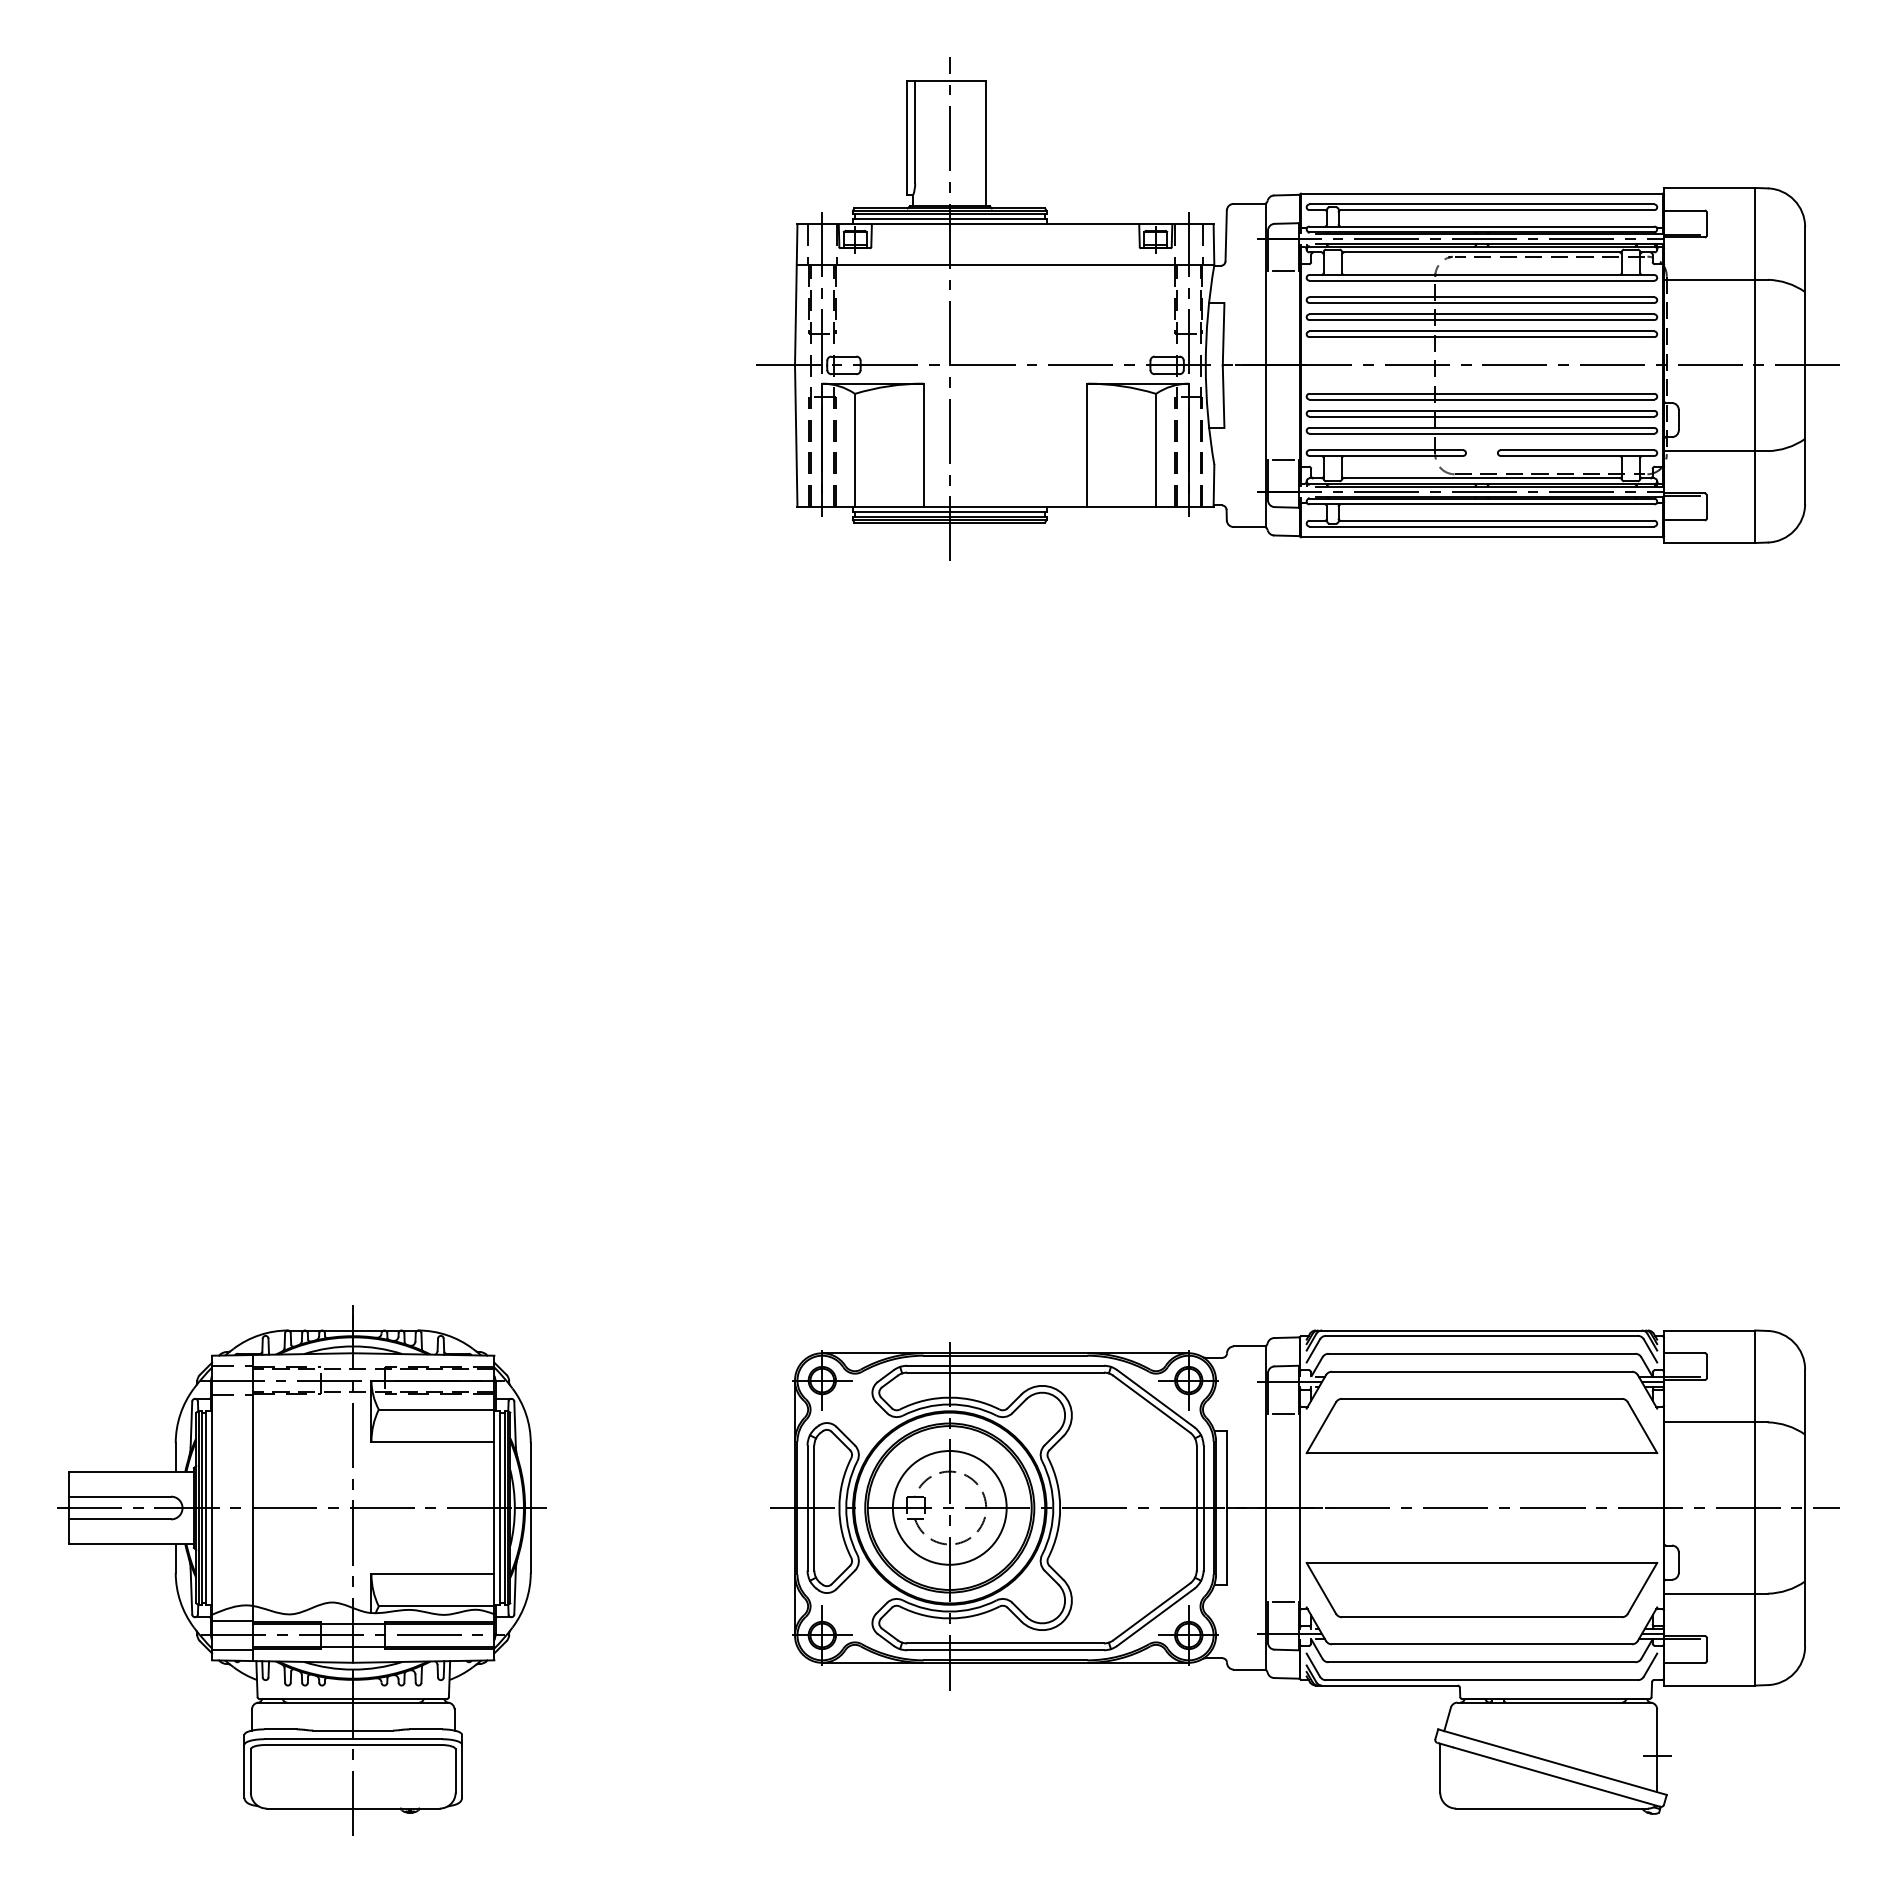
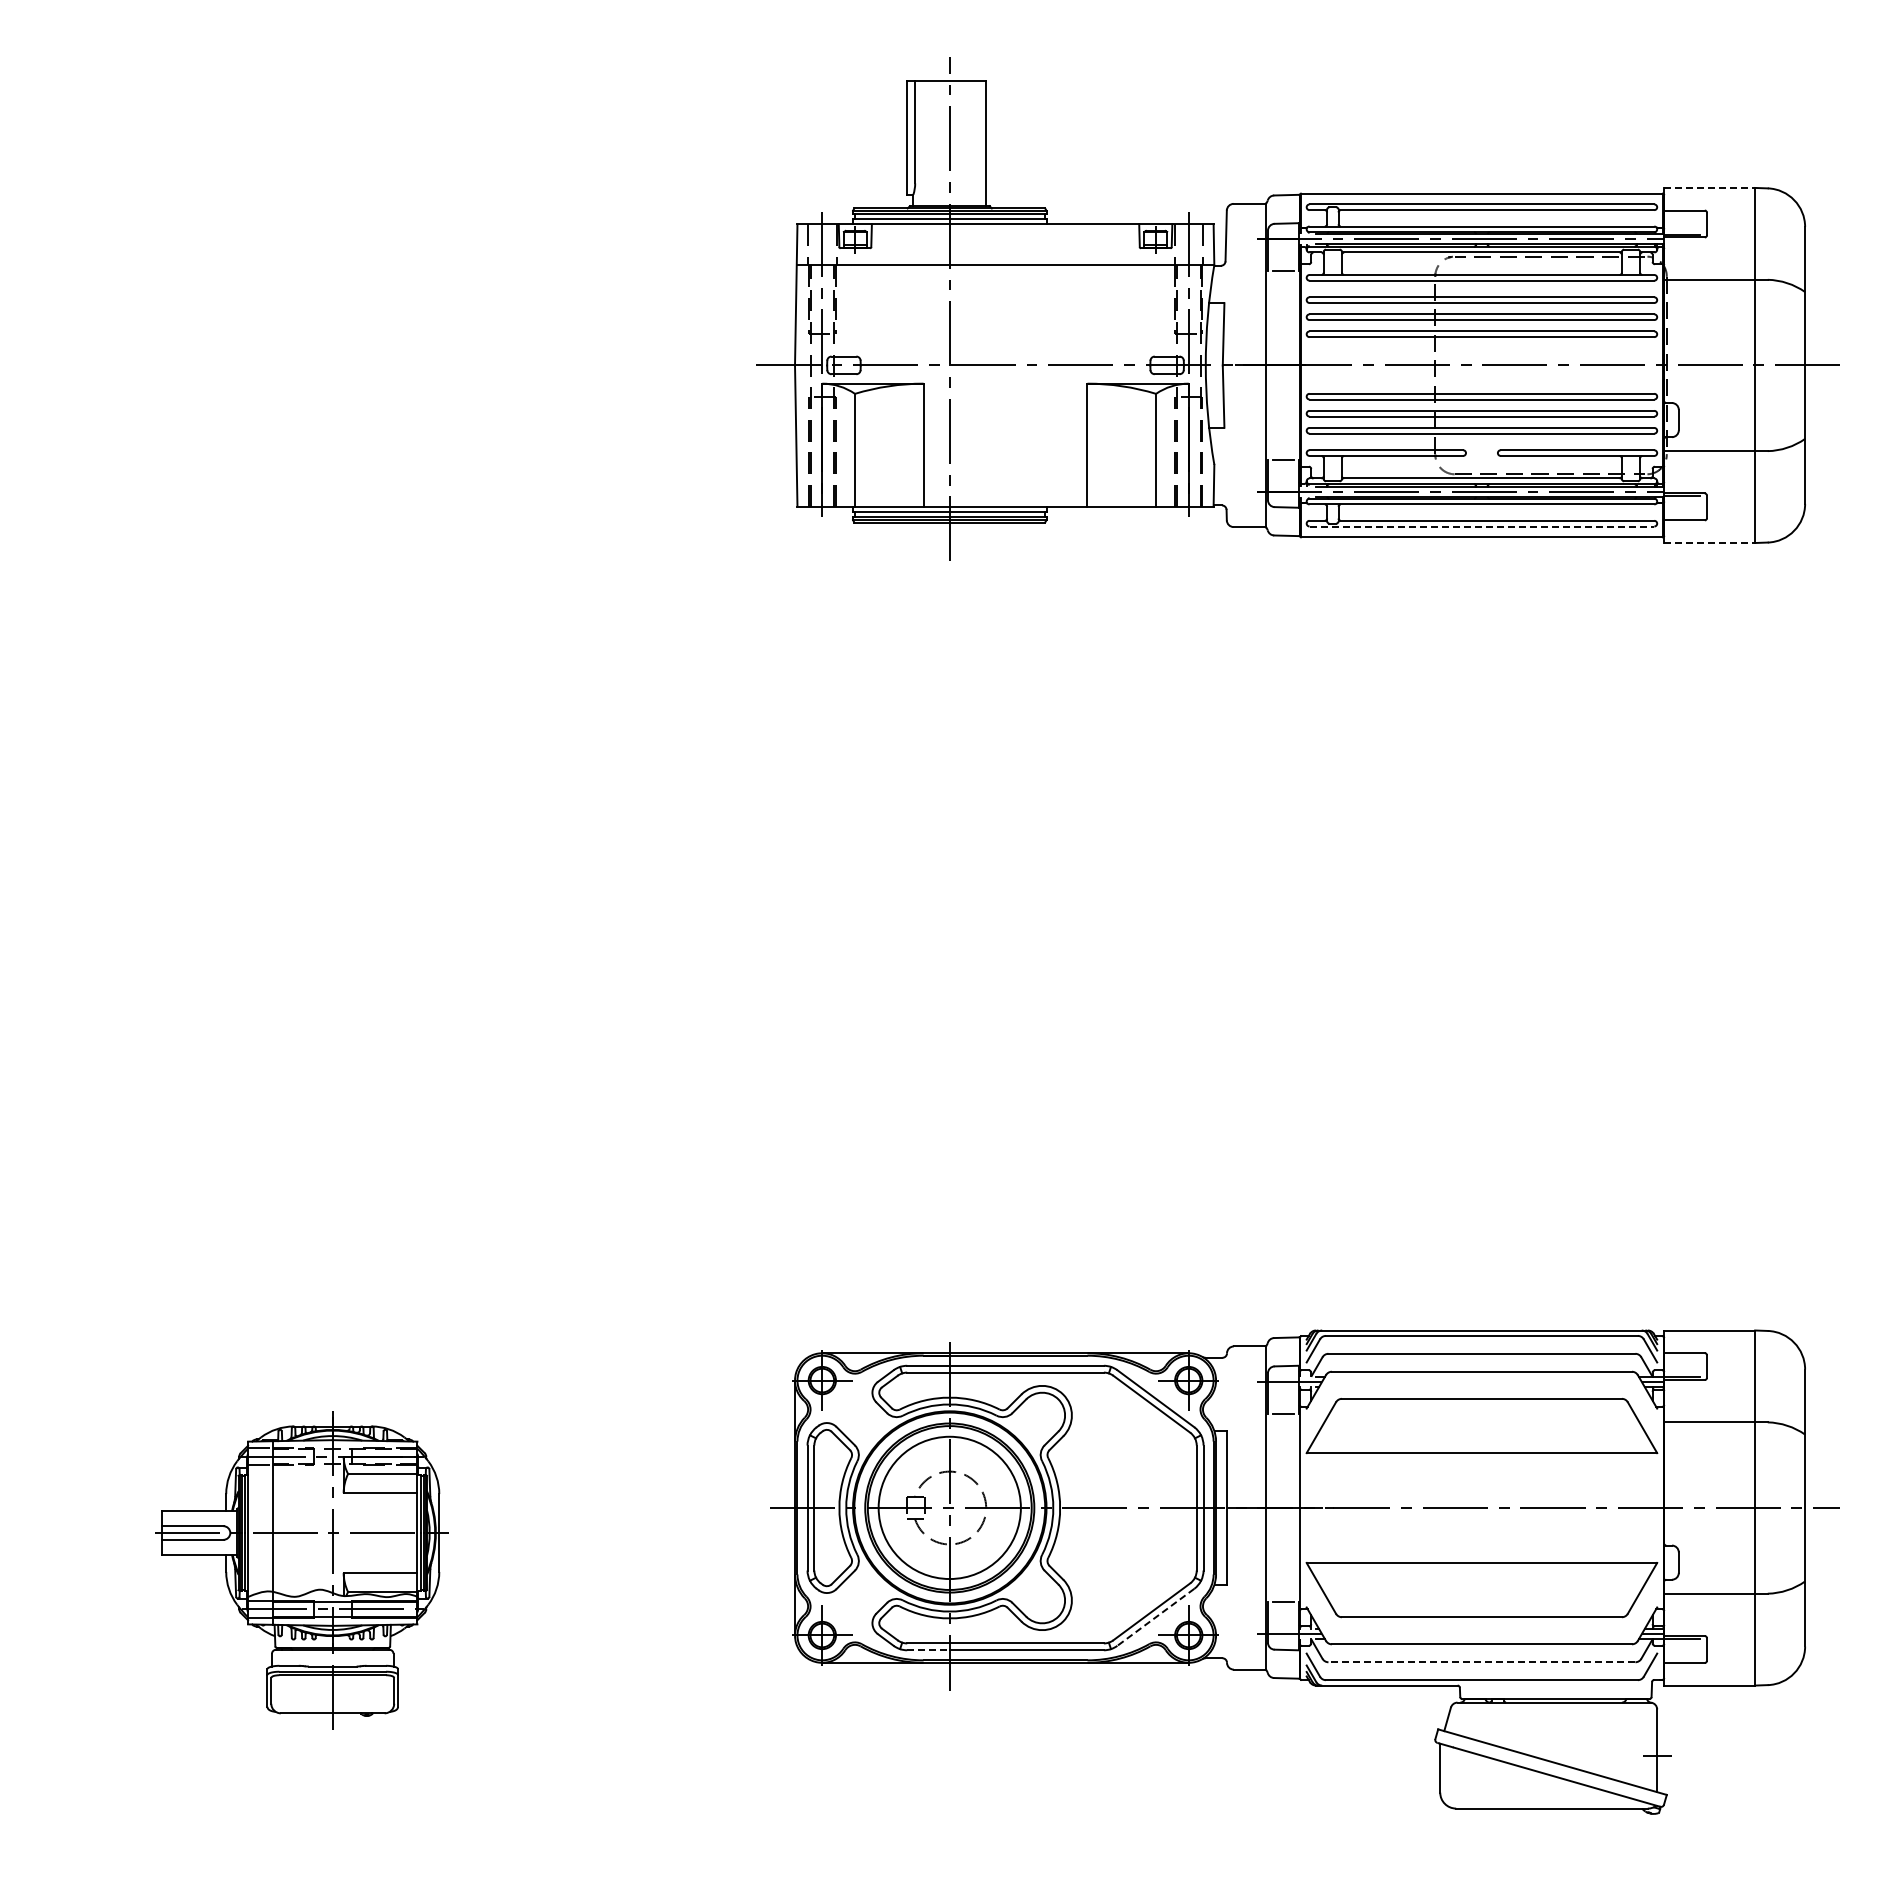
line: solid -> dashed (1709, 187)
line: solid -> dashed (1482, 526)
line: solid -> dashed (1709, 543)
circle diameter: 114 px -> 142 px (949, 1507)
part size: 490x531 px -> 294x319 px (301, 1570)
line: solid -> dashed (1155, 1617)
line: solid -> dashed (929, 1650)
line: solid -> dashed (1481, 1662)
